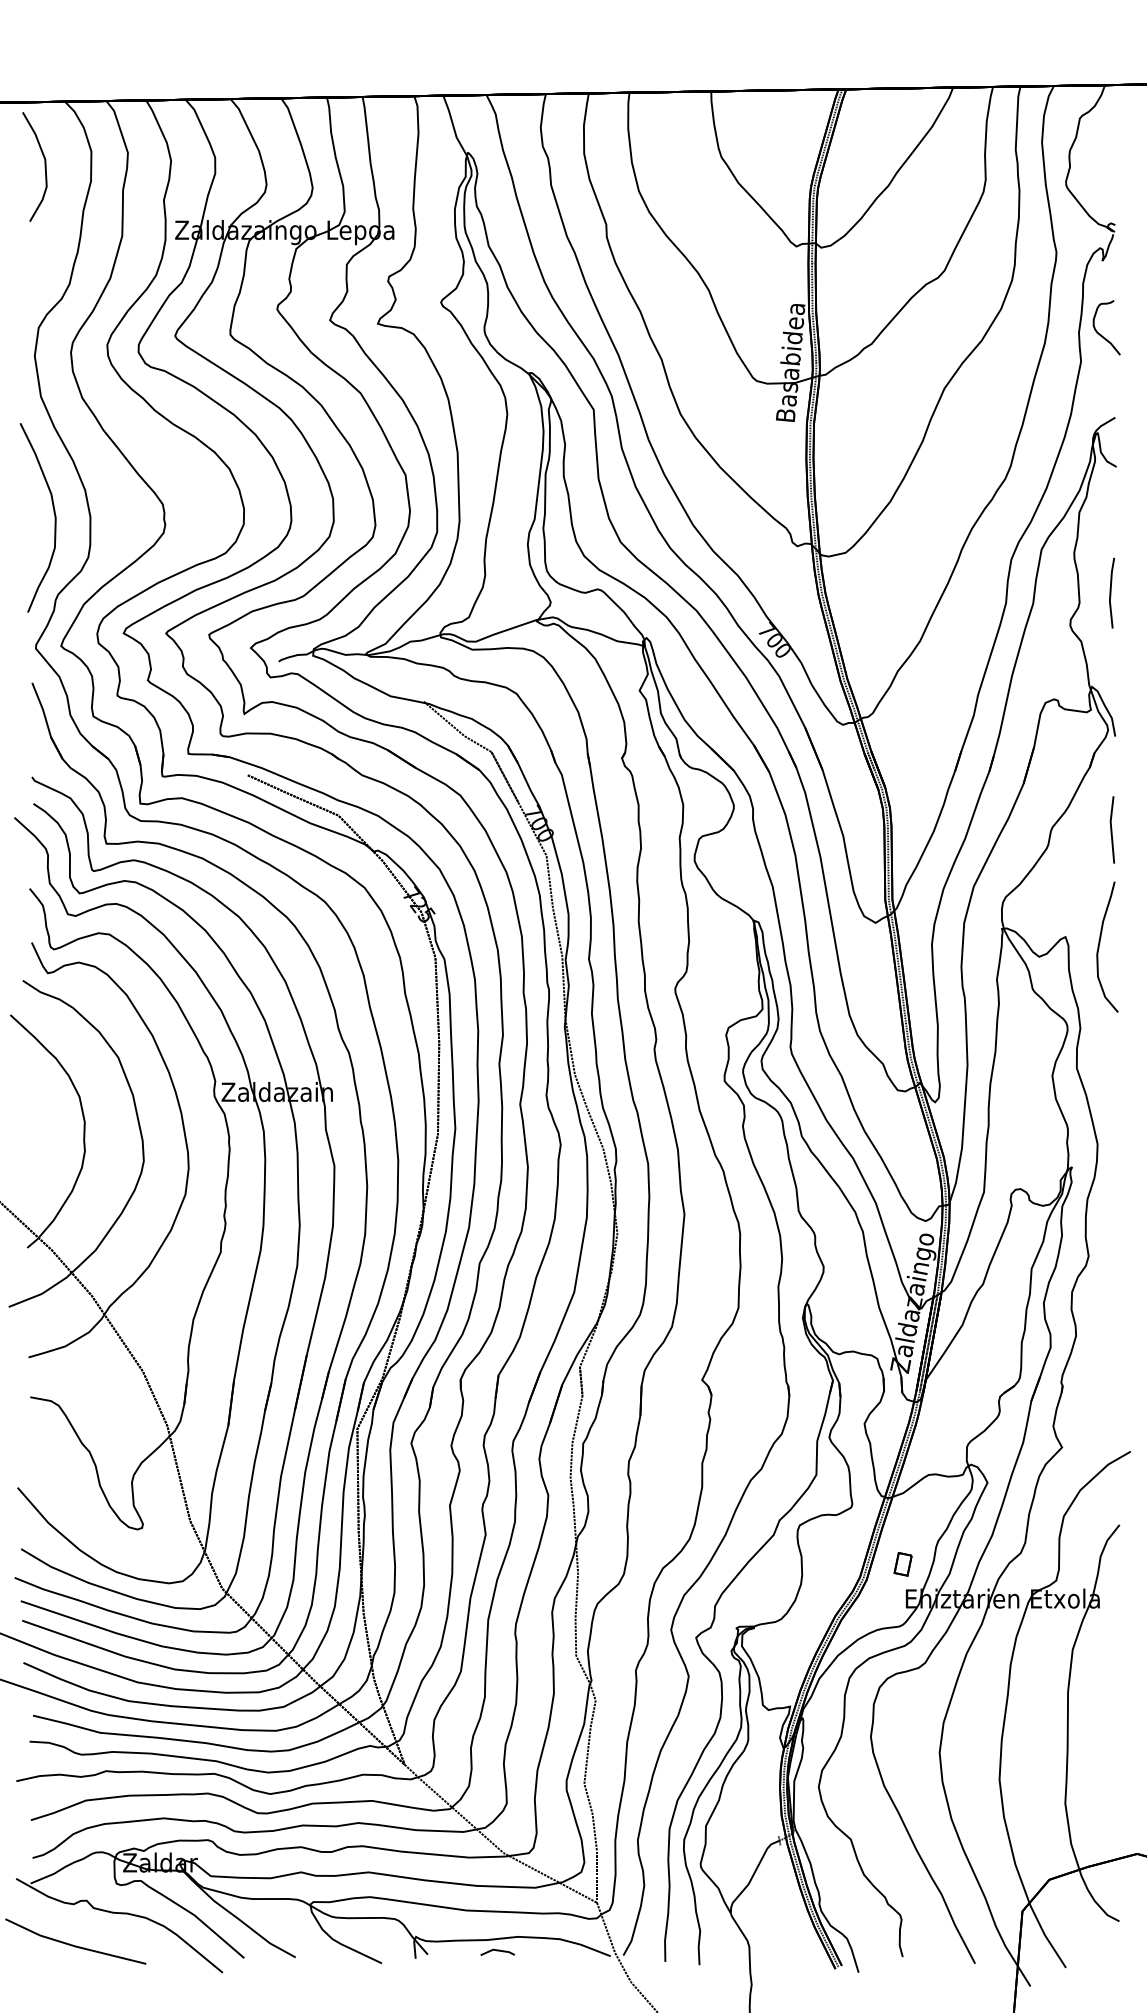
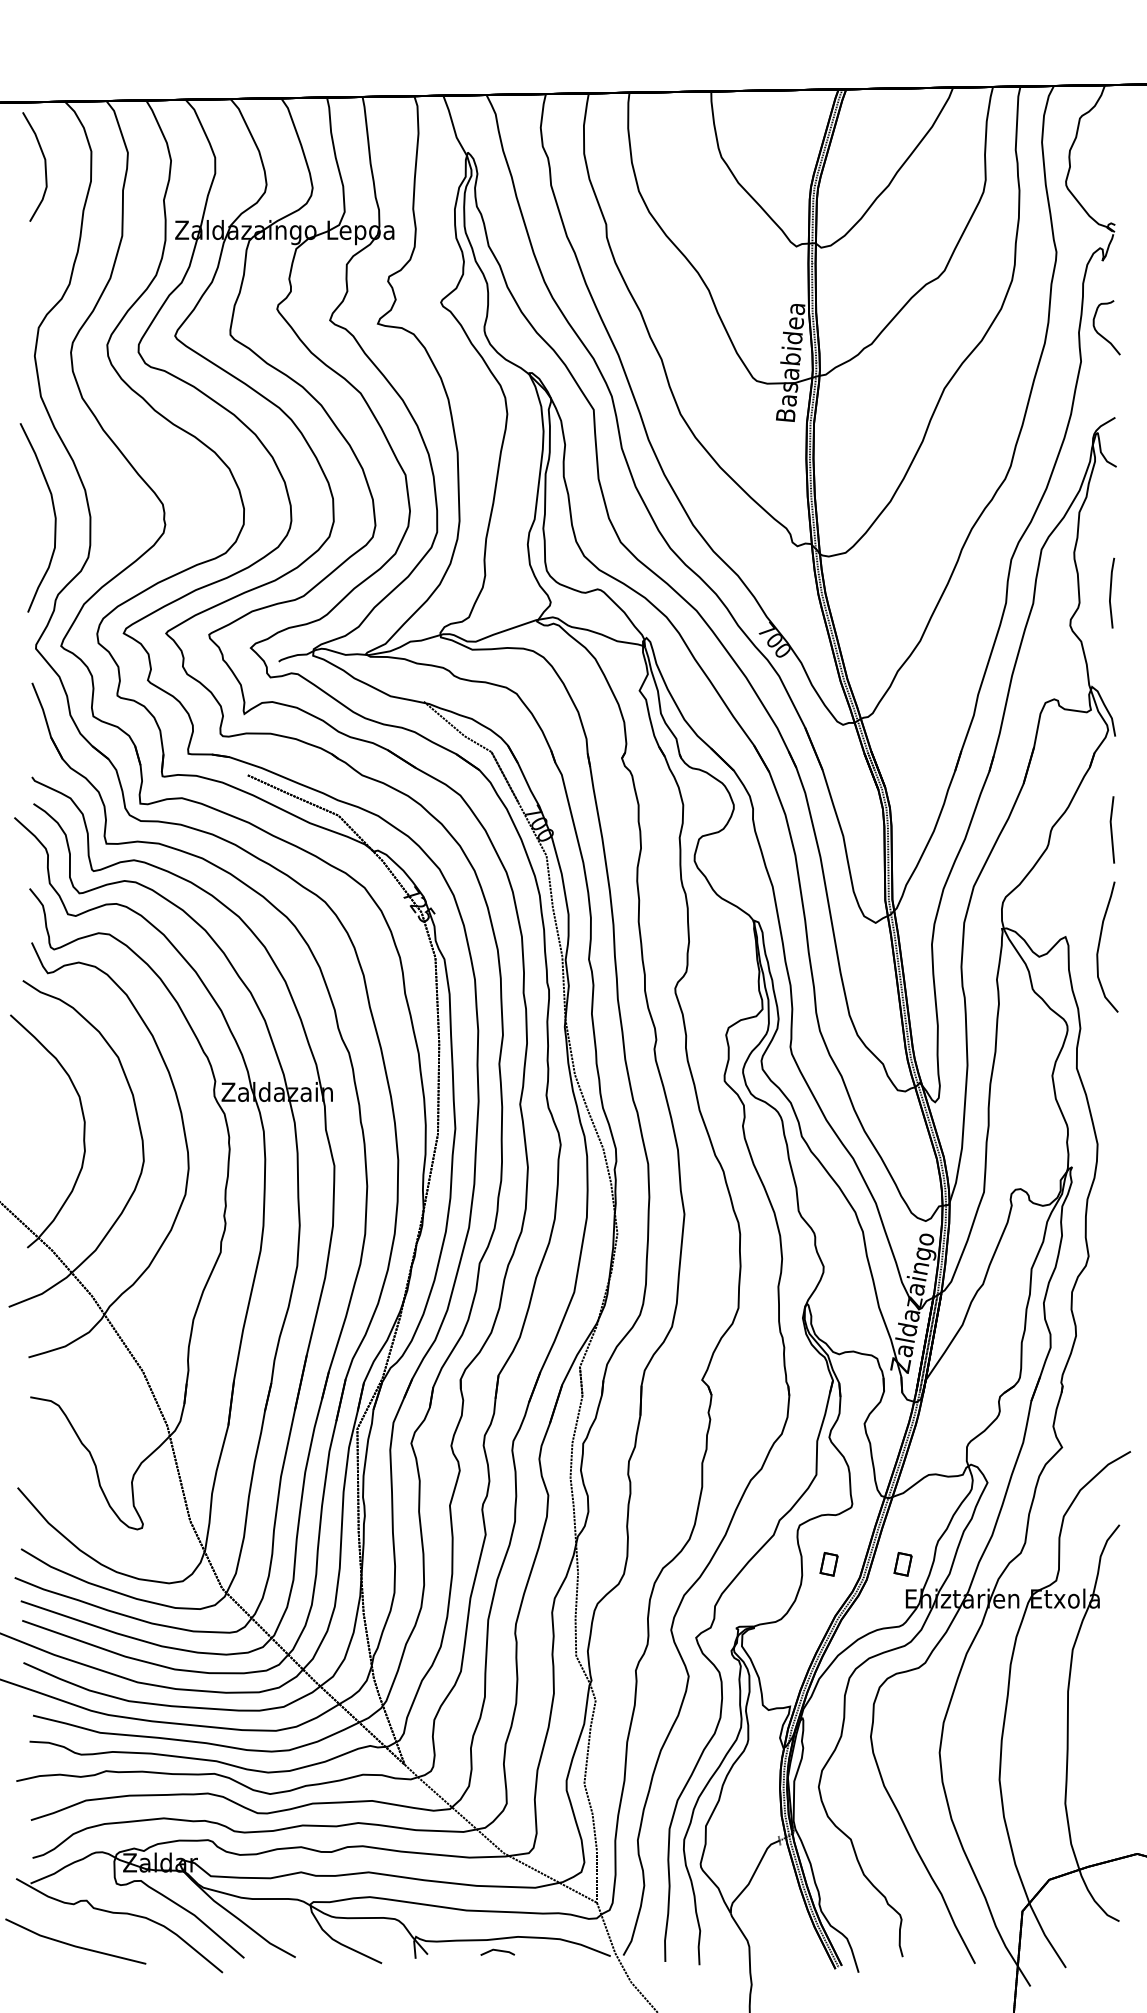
part: none -> present (828, 1564)
